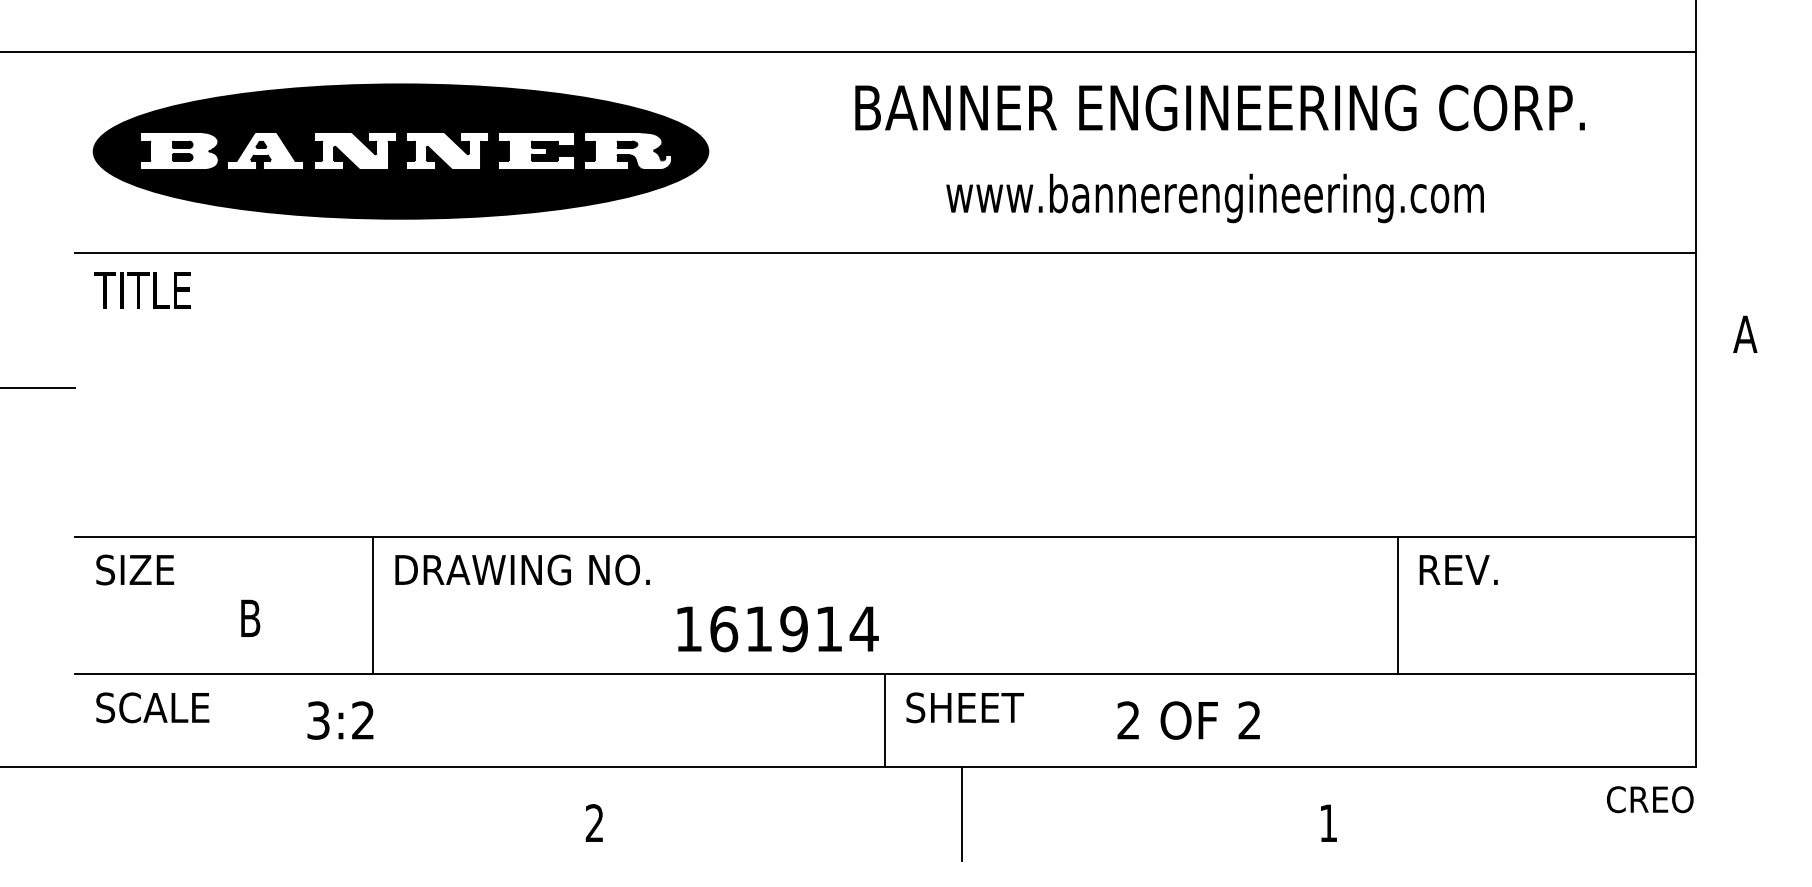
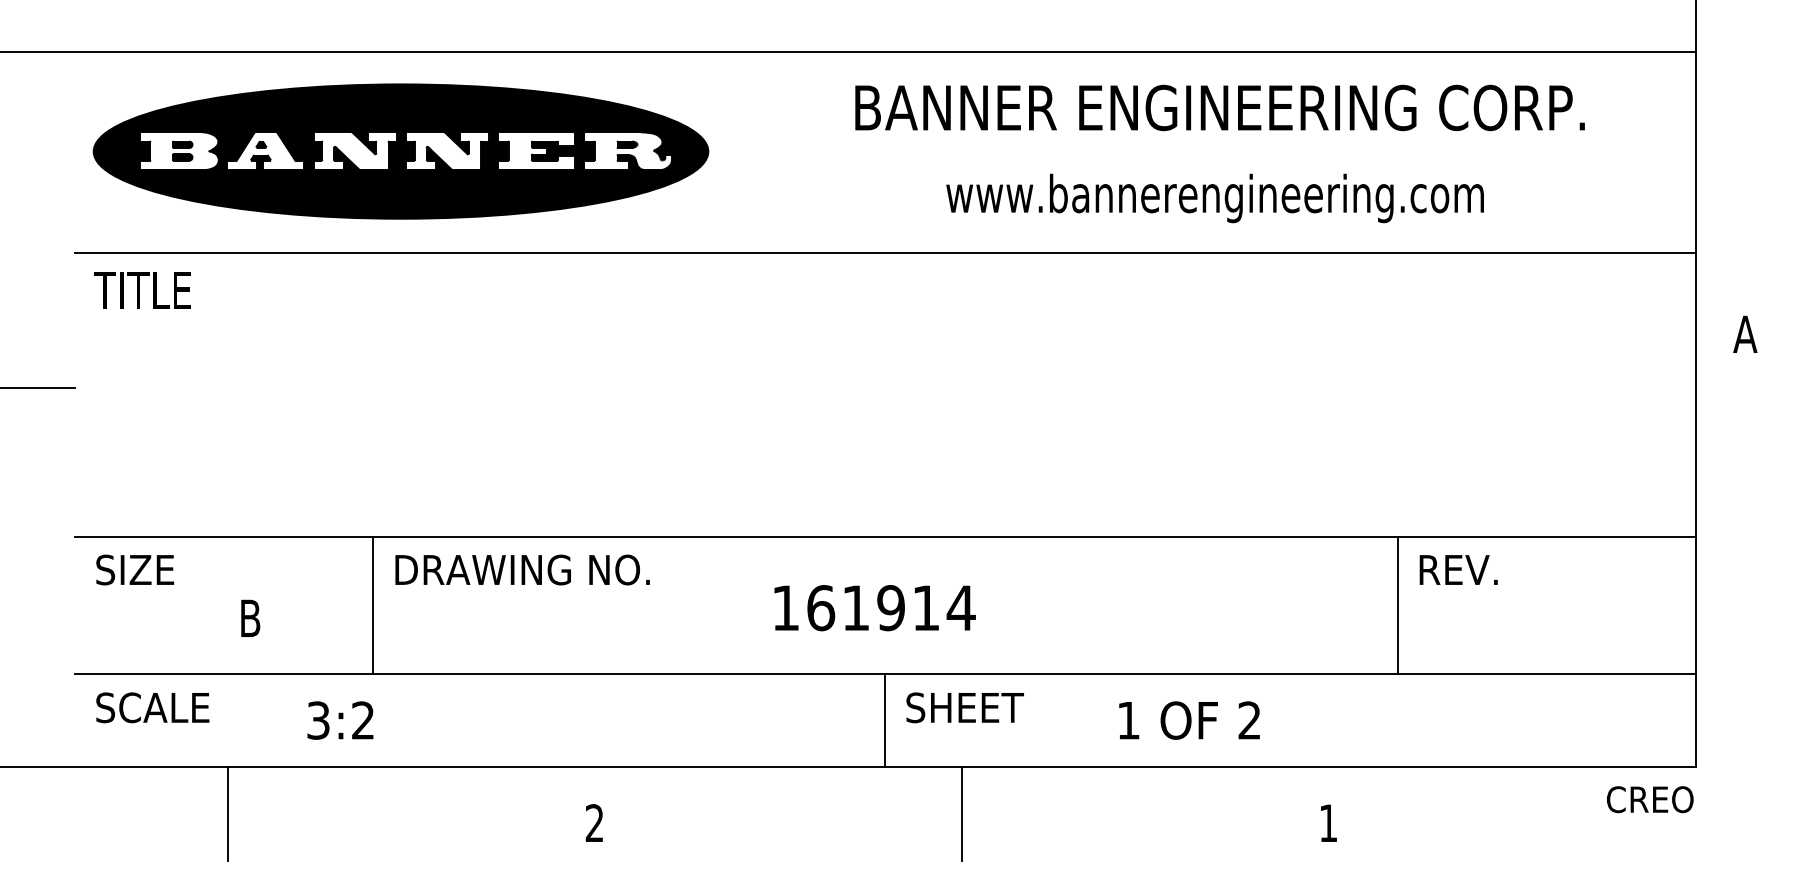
text position: (777, 629) -> (874, 608) (874, 608)
text: 2 -> 1 (1128, 720)
line: none -> present (227, 813)
